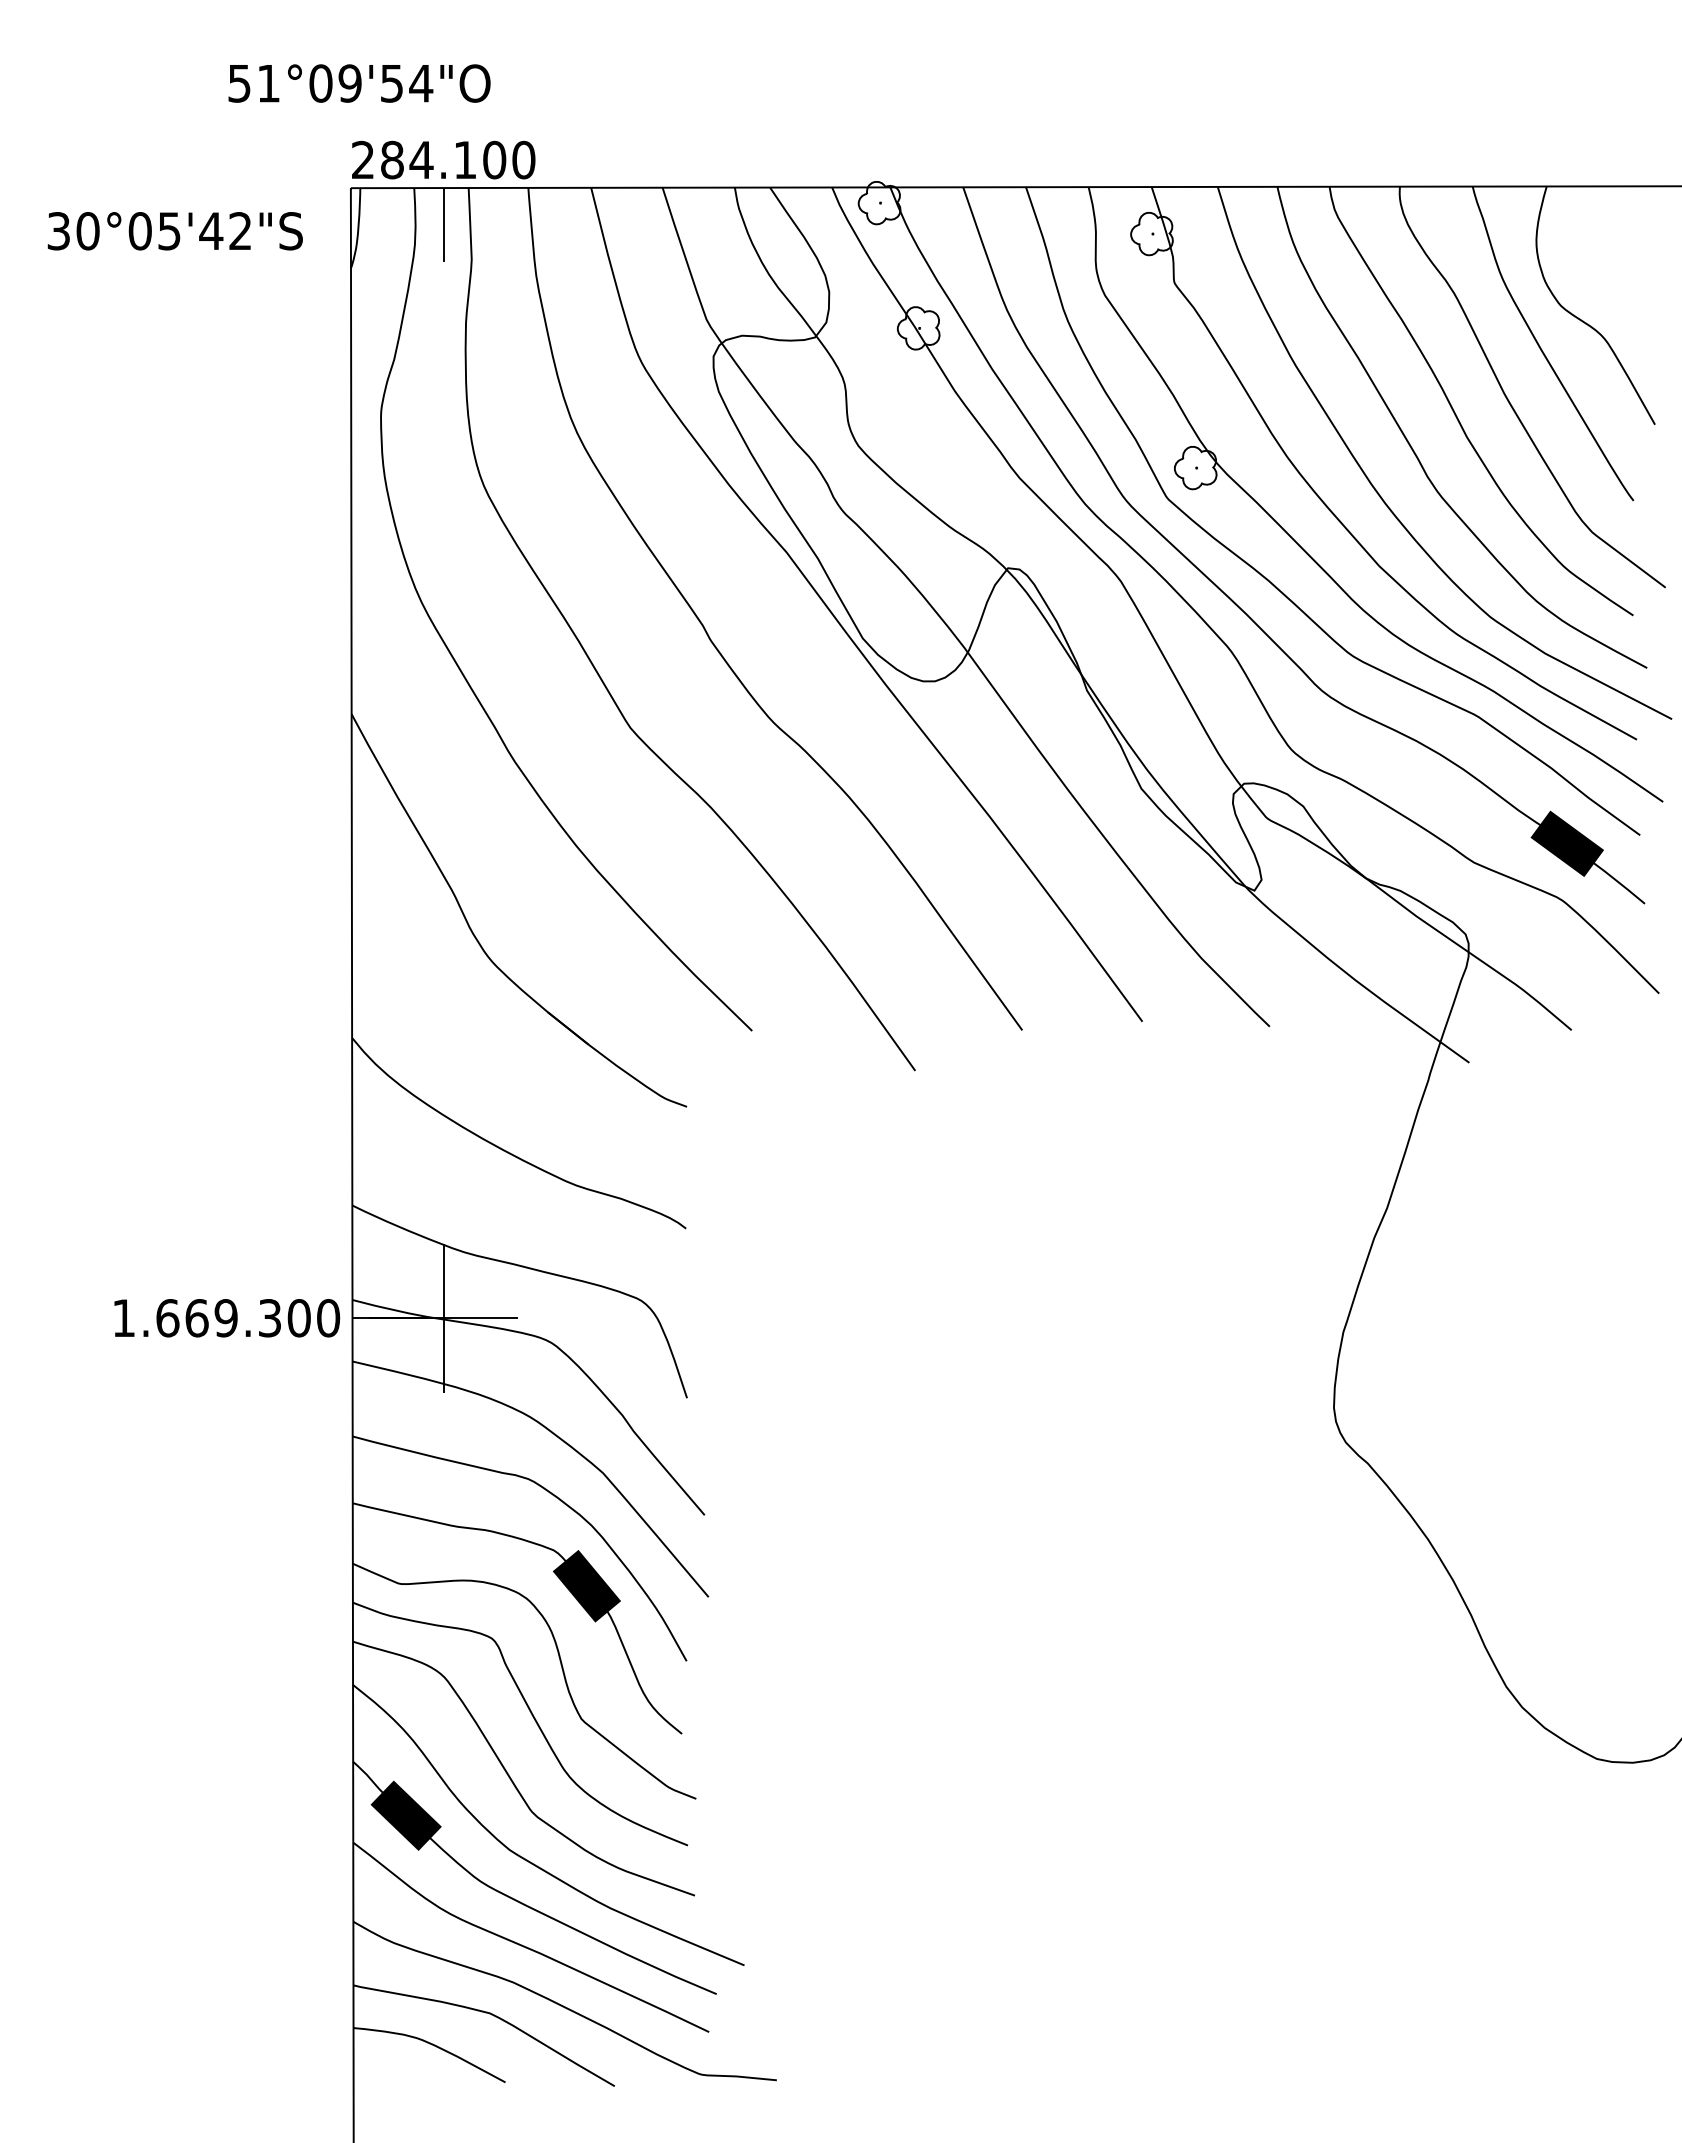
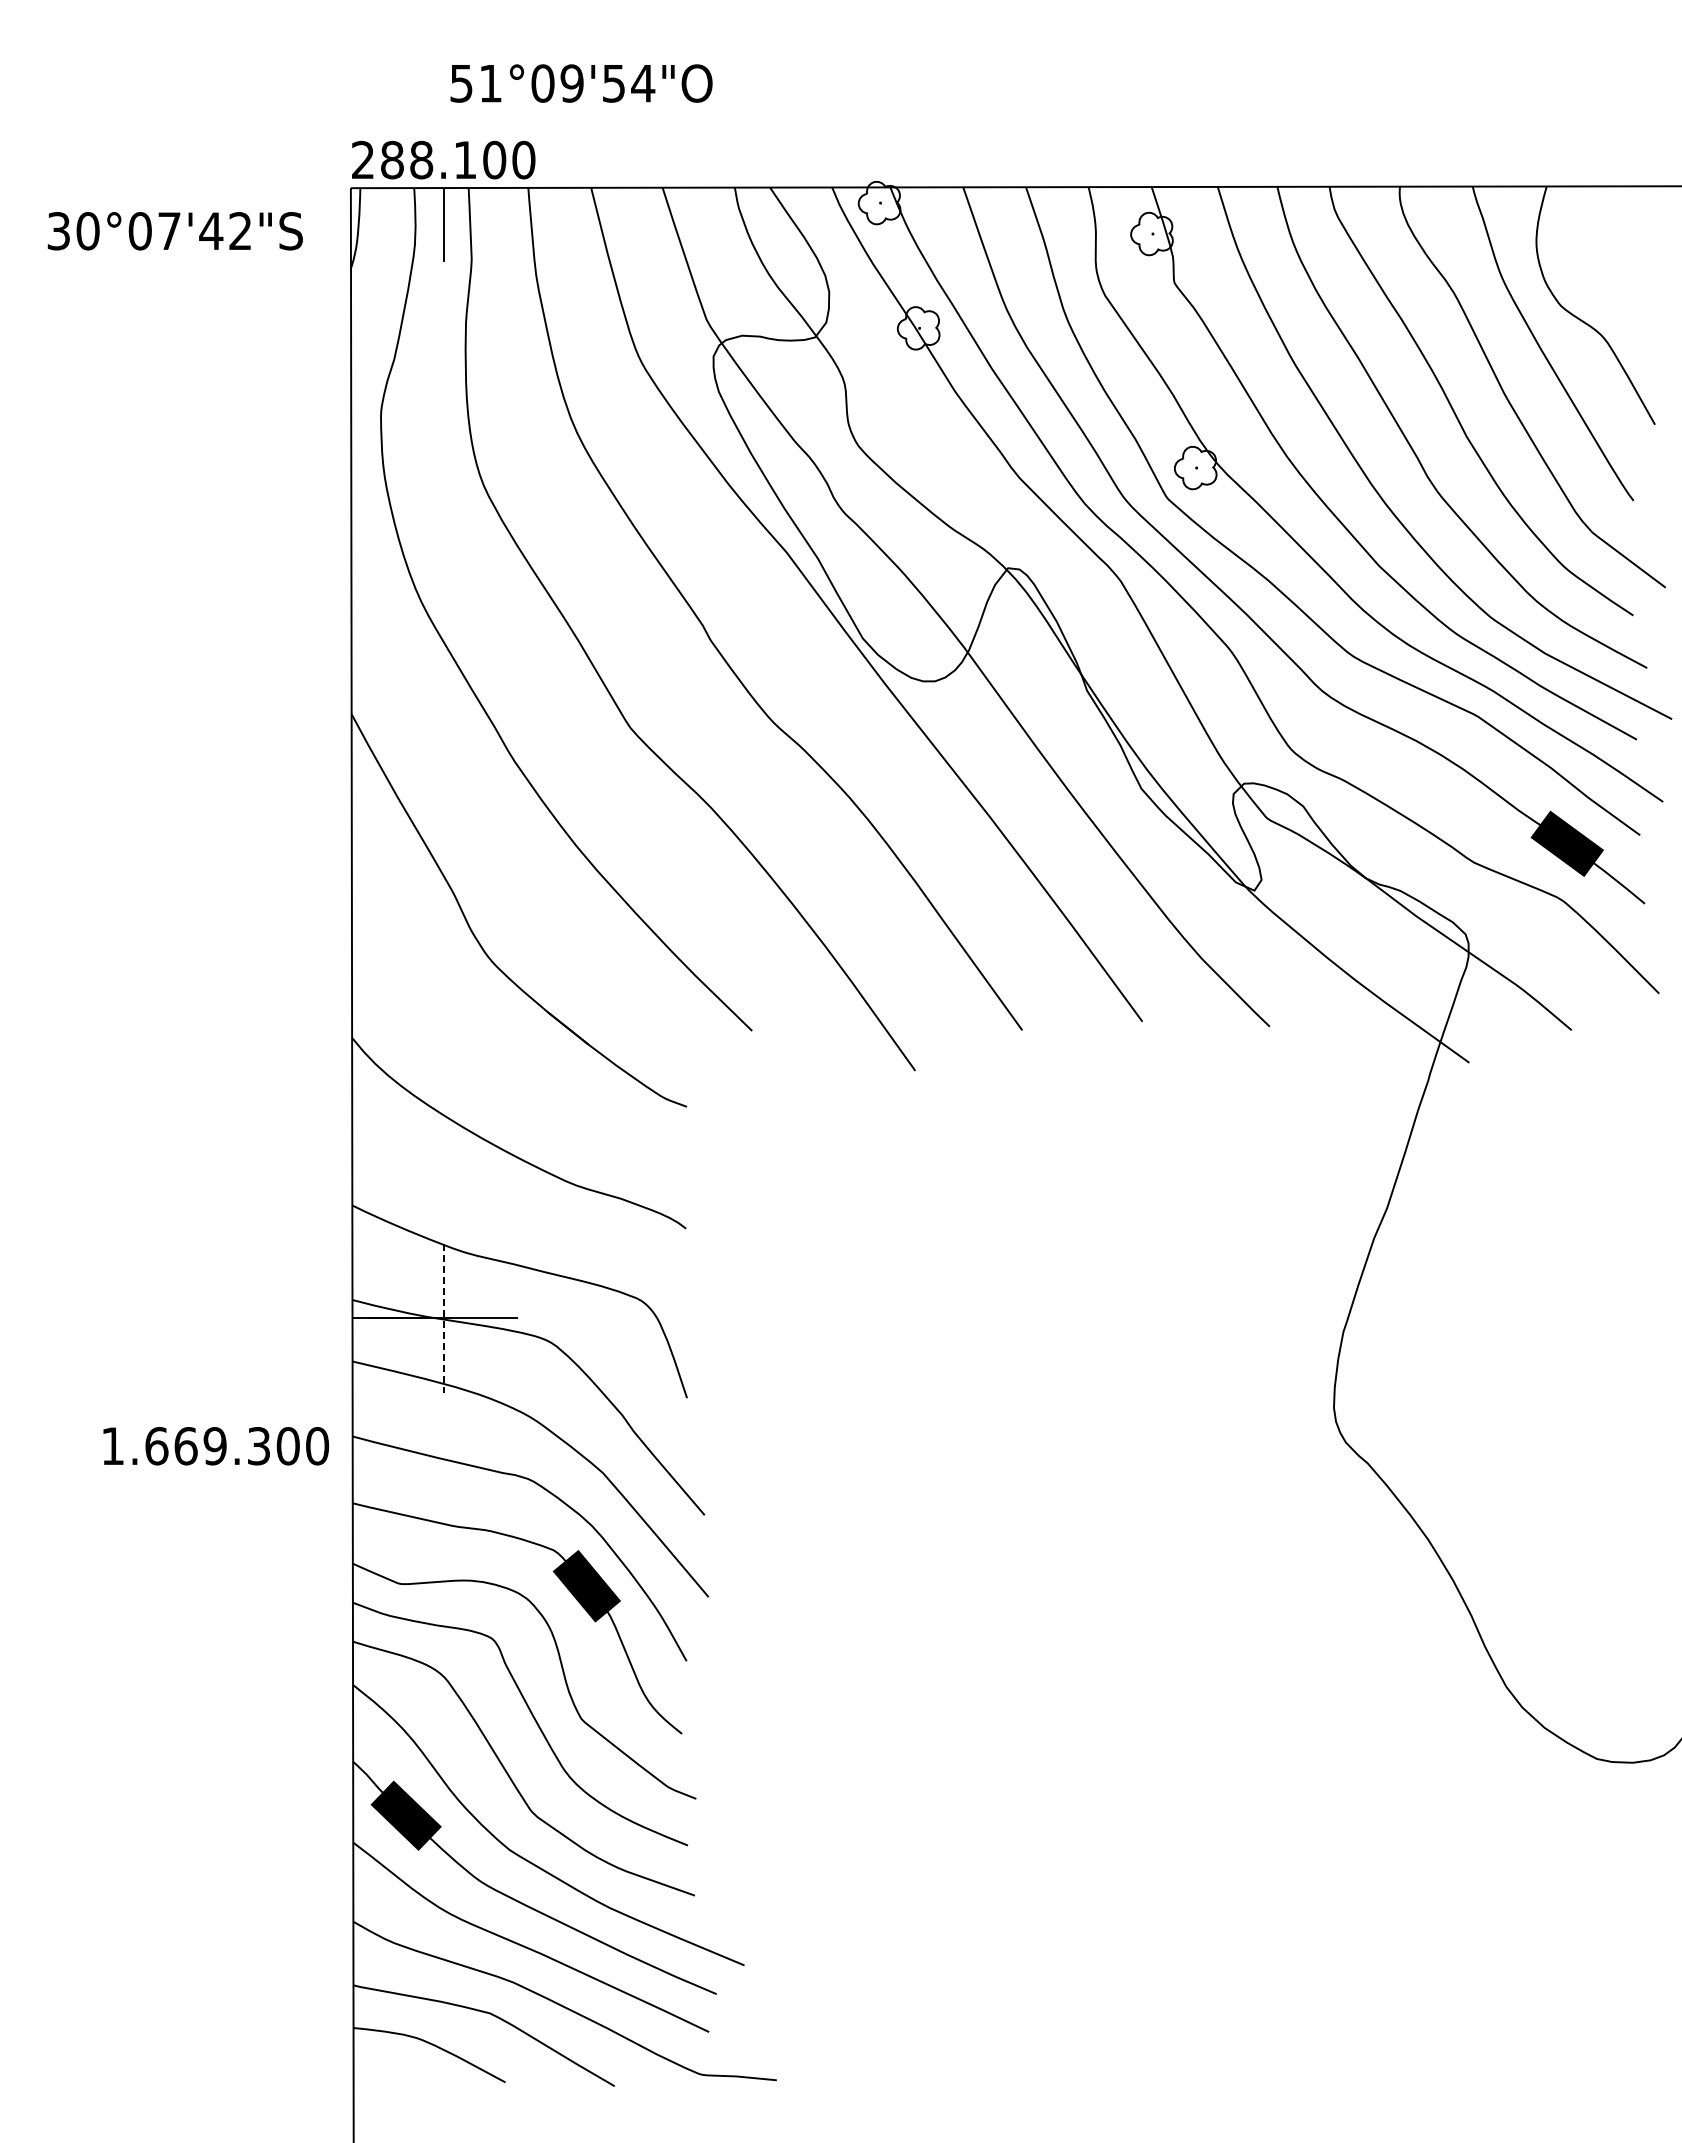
text position: (359, 83) -> (581, 83) (581, 83)
text: 284.100 -> 288.100 (421, 159)
text: 30°05'42"S -> 30°07'42"S (169, 231)
text position: (227, 1318) -> (216, 1446) (216, 1446)
line: solid -> dashed (443, 1318)
